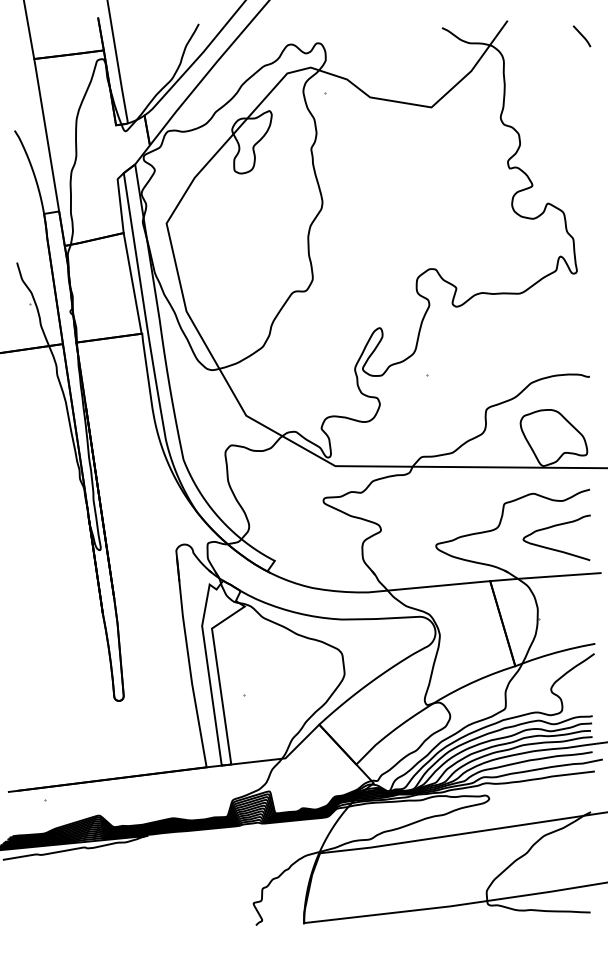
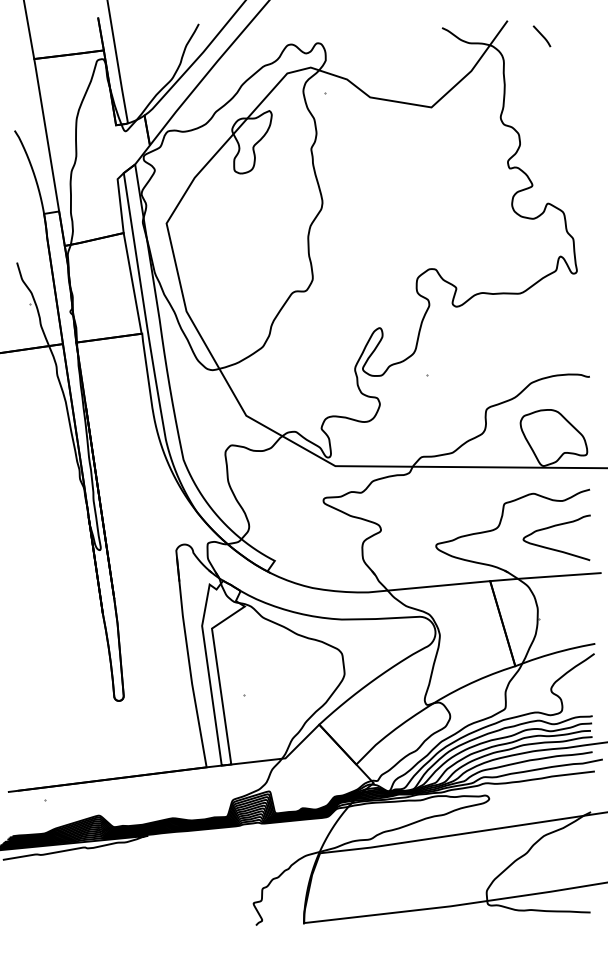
line position: (581, 36) -> (541, 36) (541, 36)
